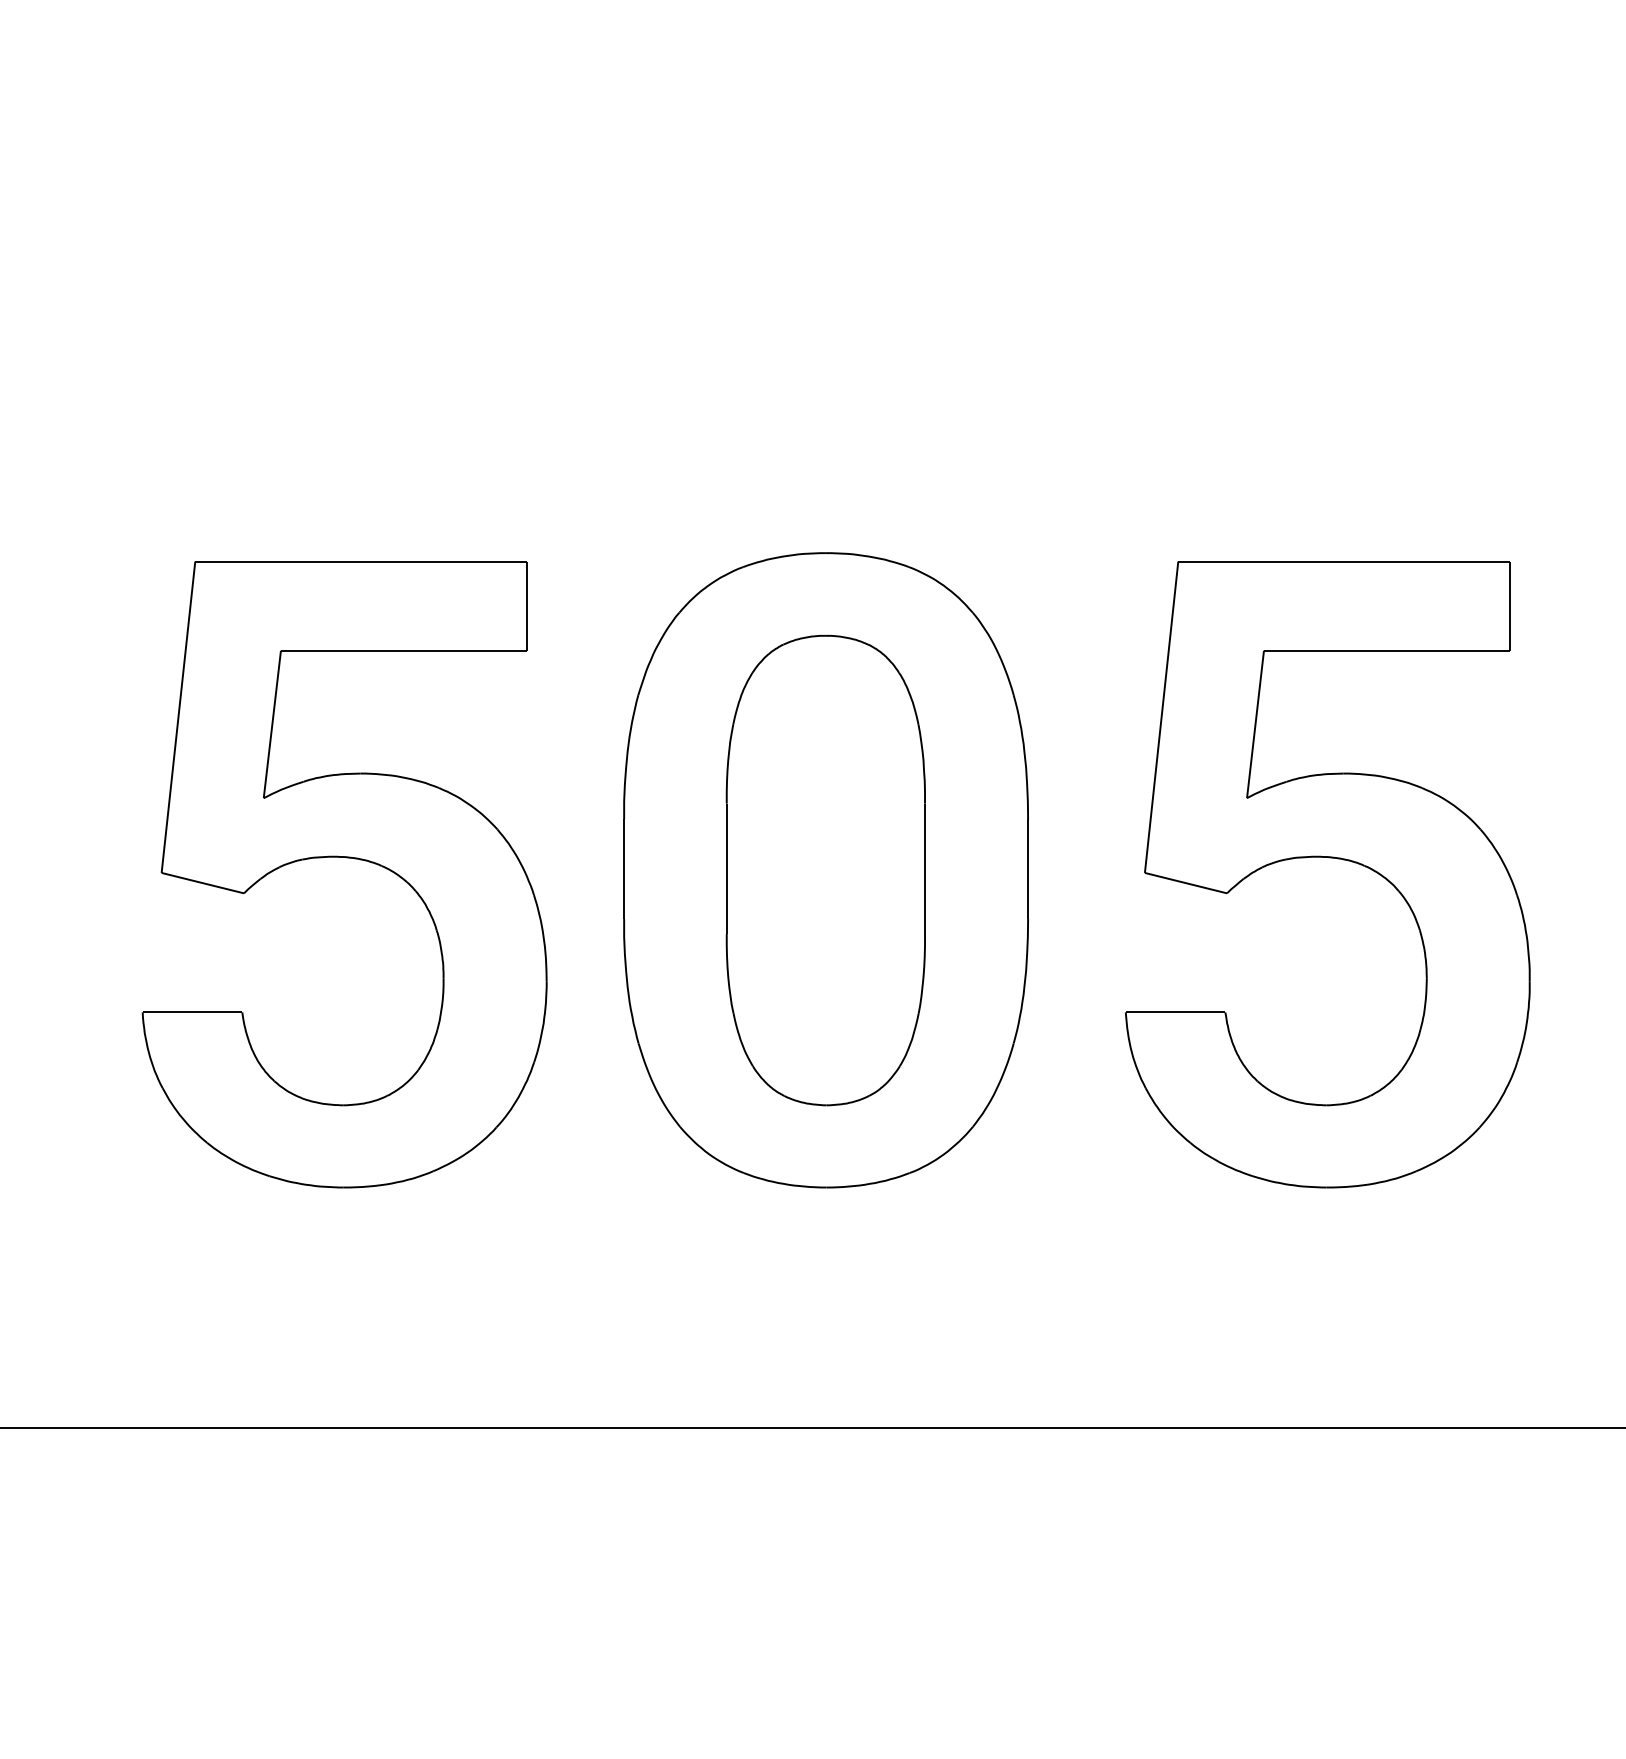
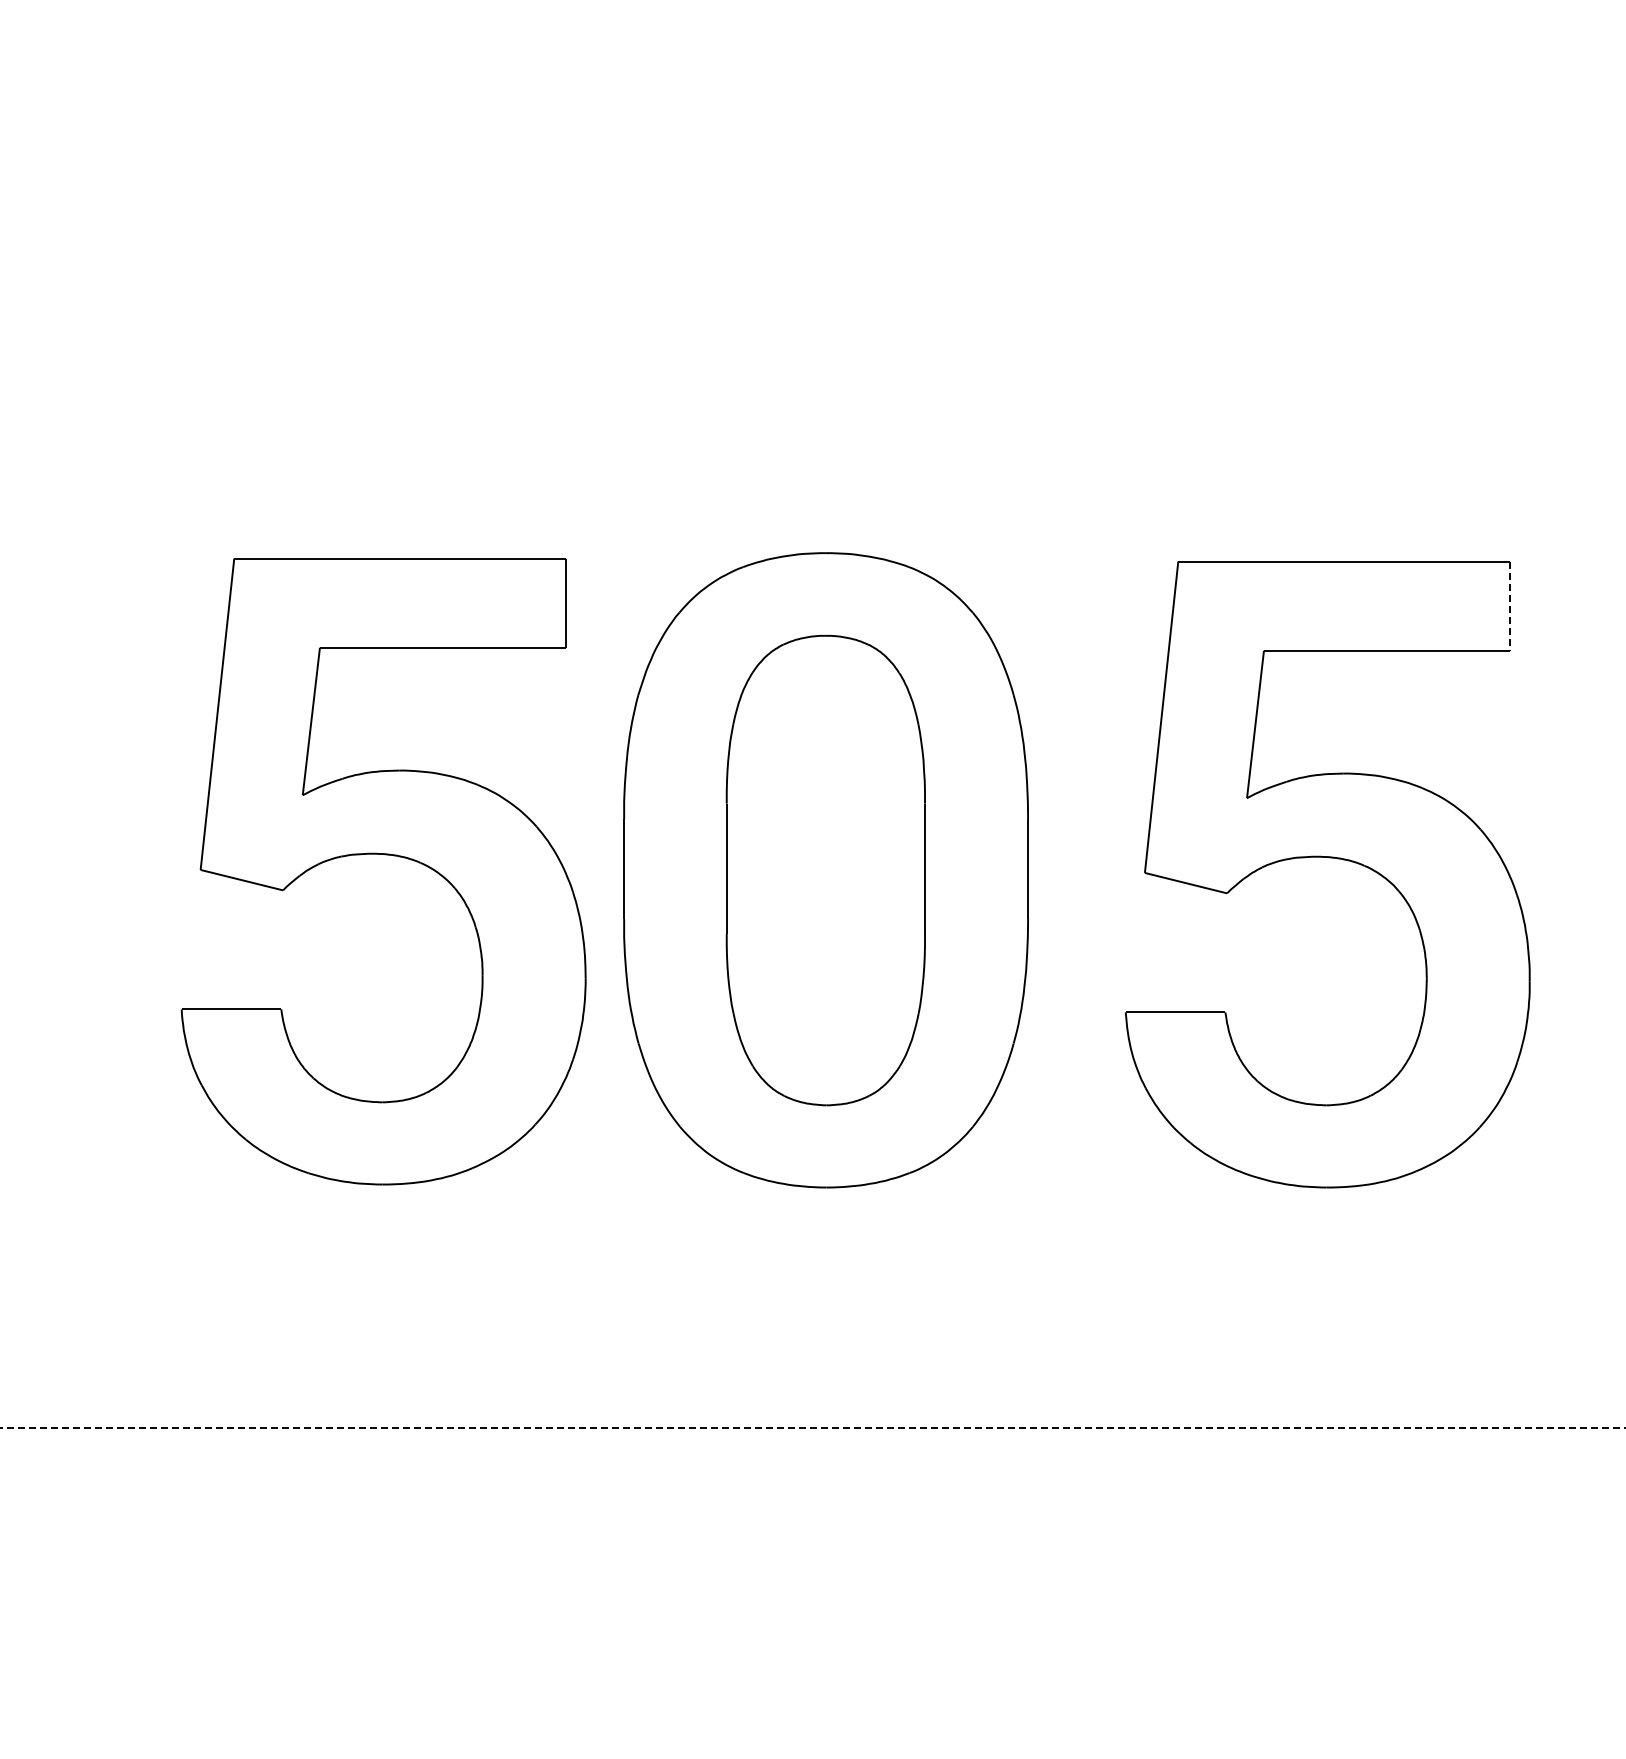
line: solid -> dashed (1510, 606)
part position: (346, 858) -> (385, 855) (385, 855)
line: solid -> dashed (813, 1428)
